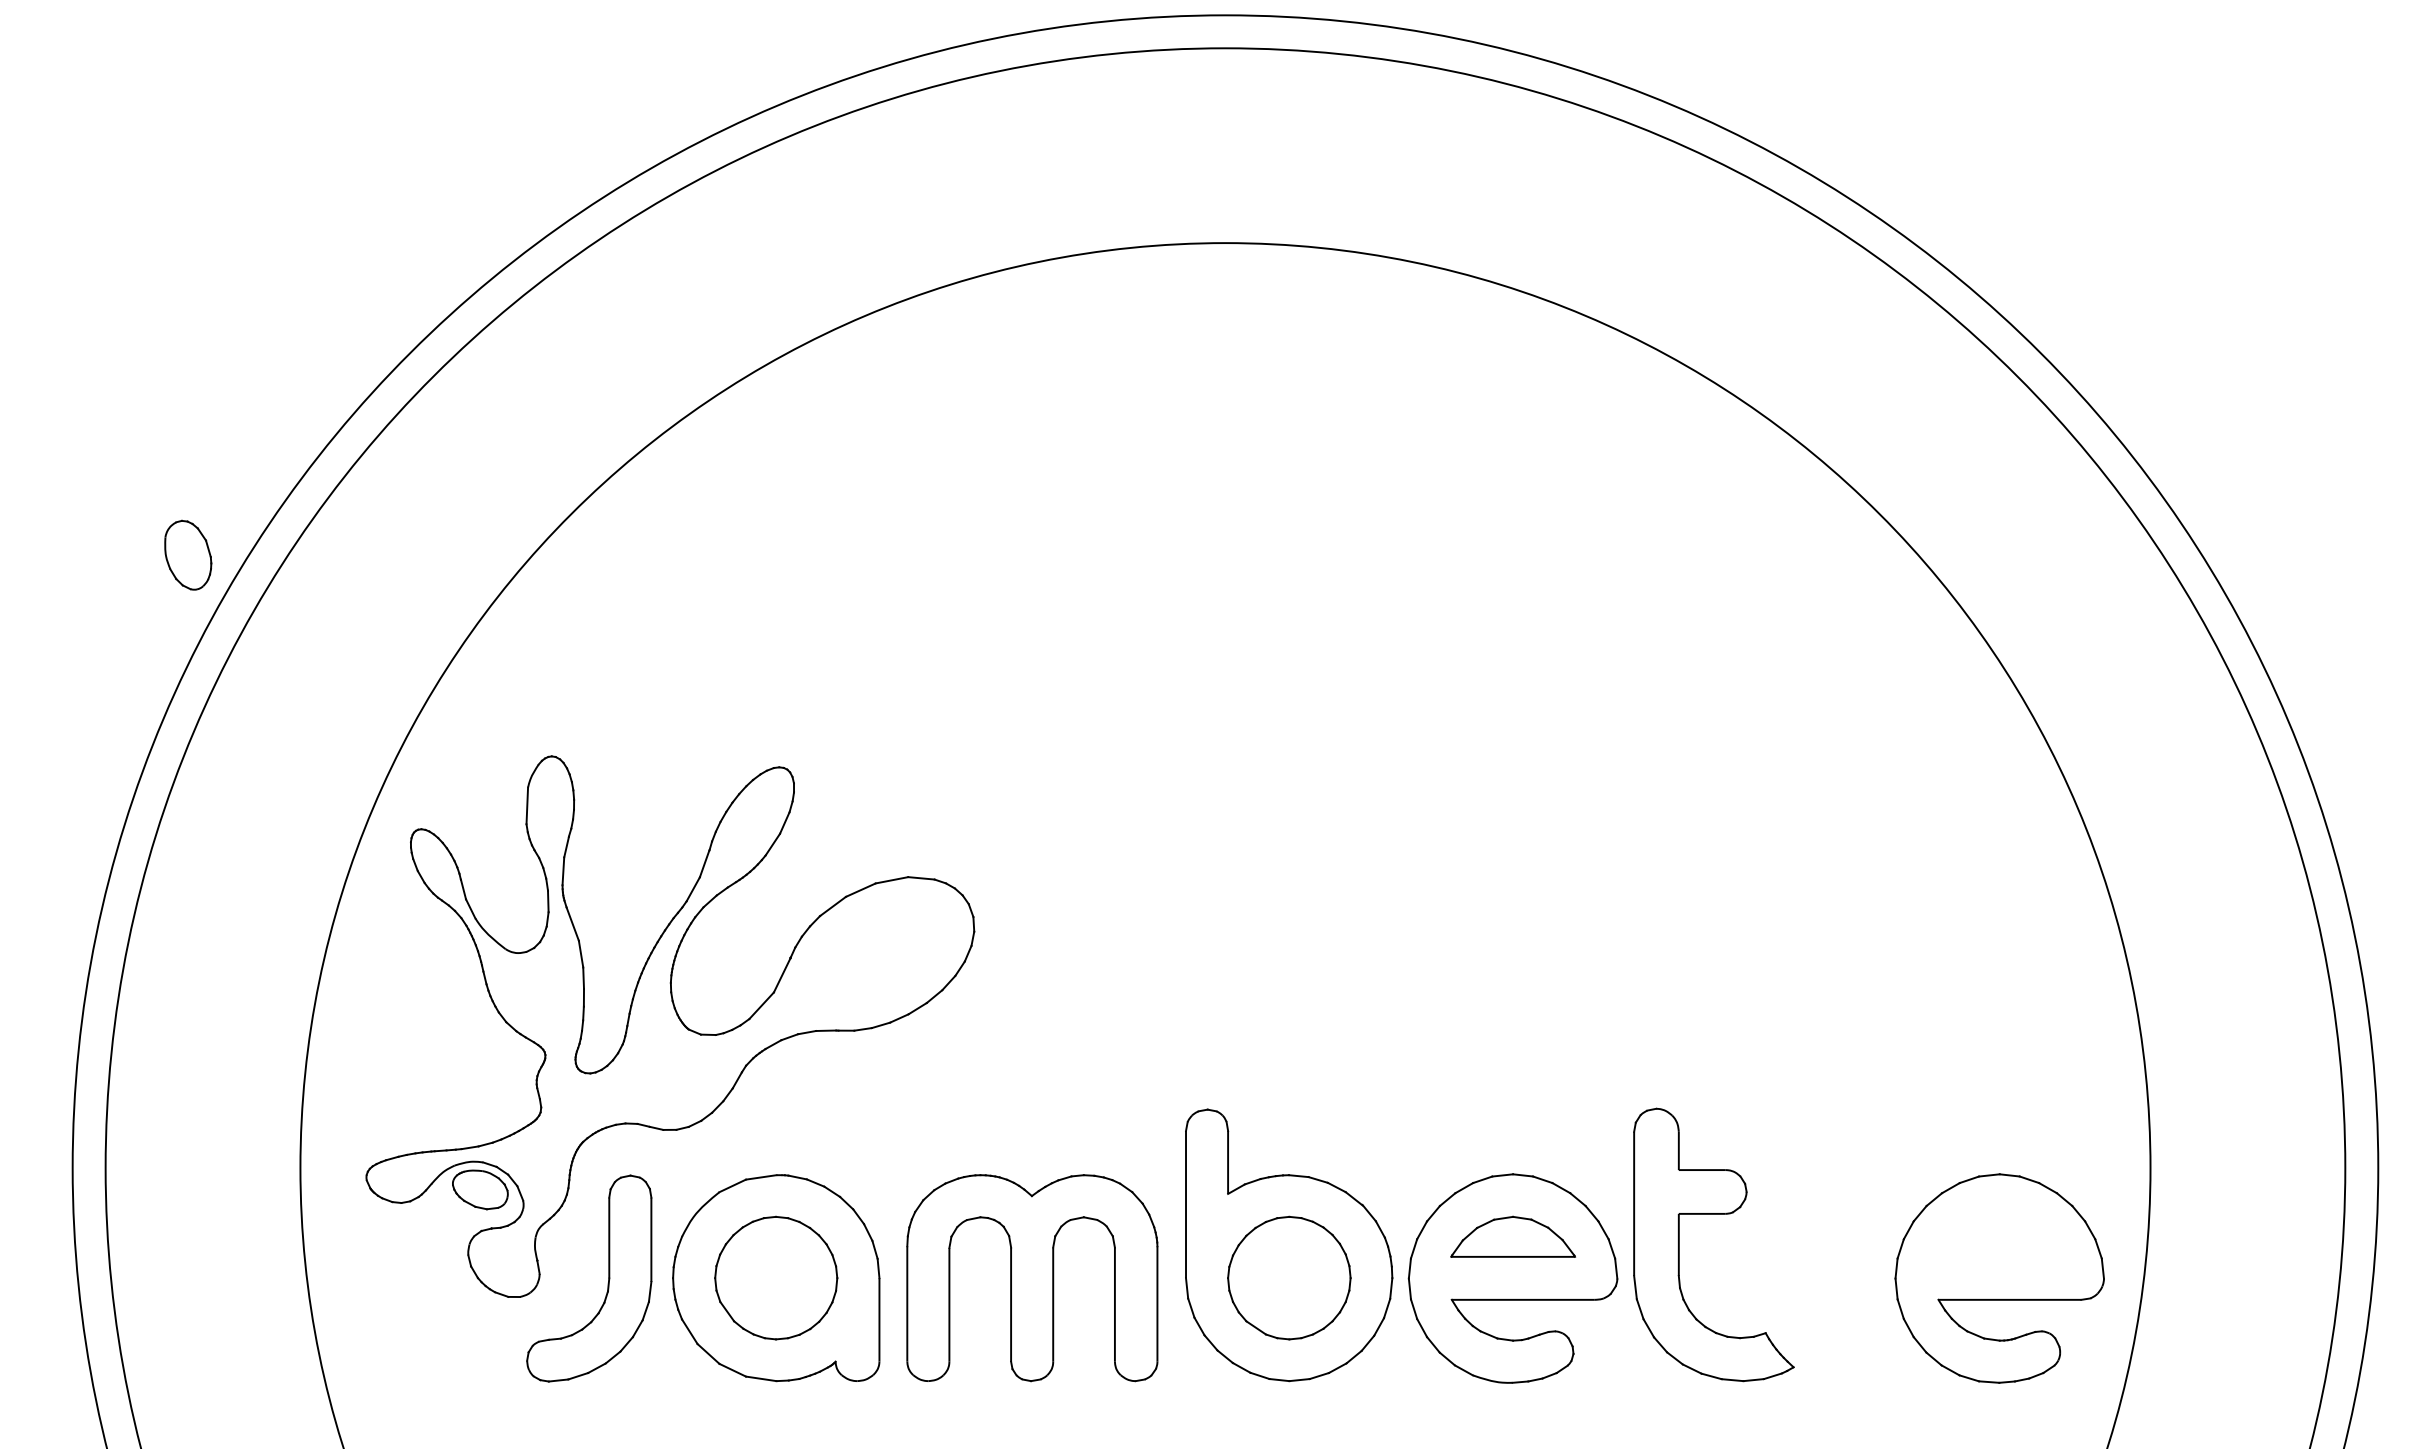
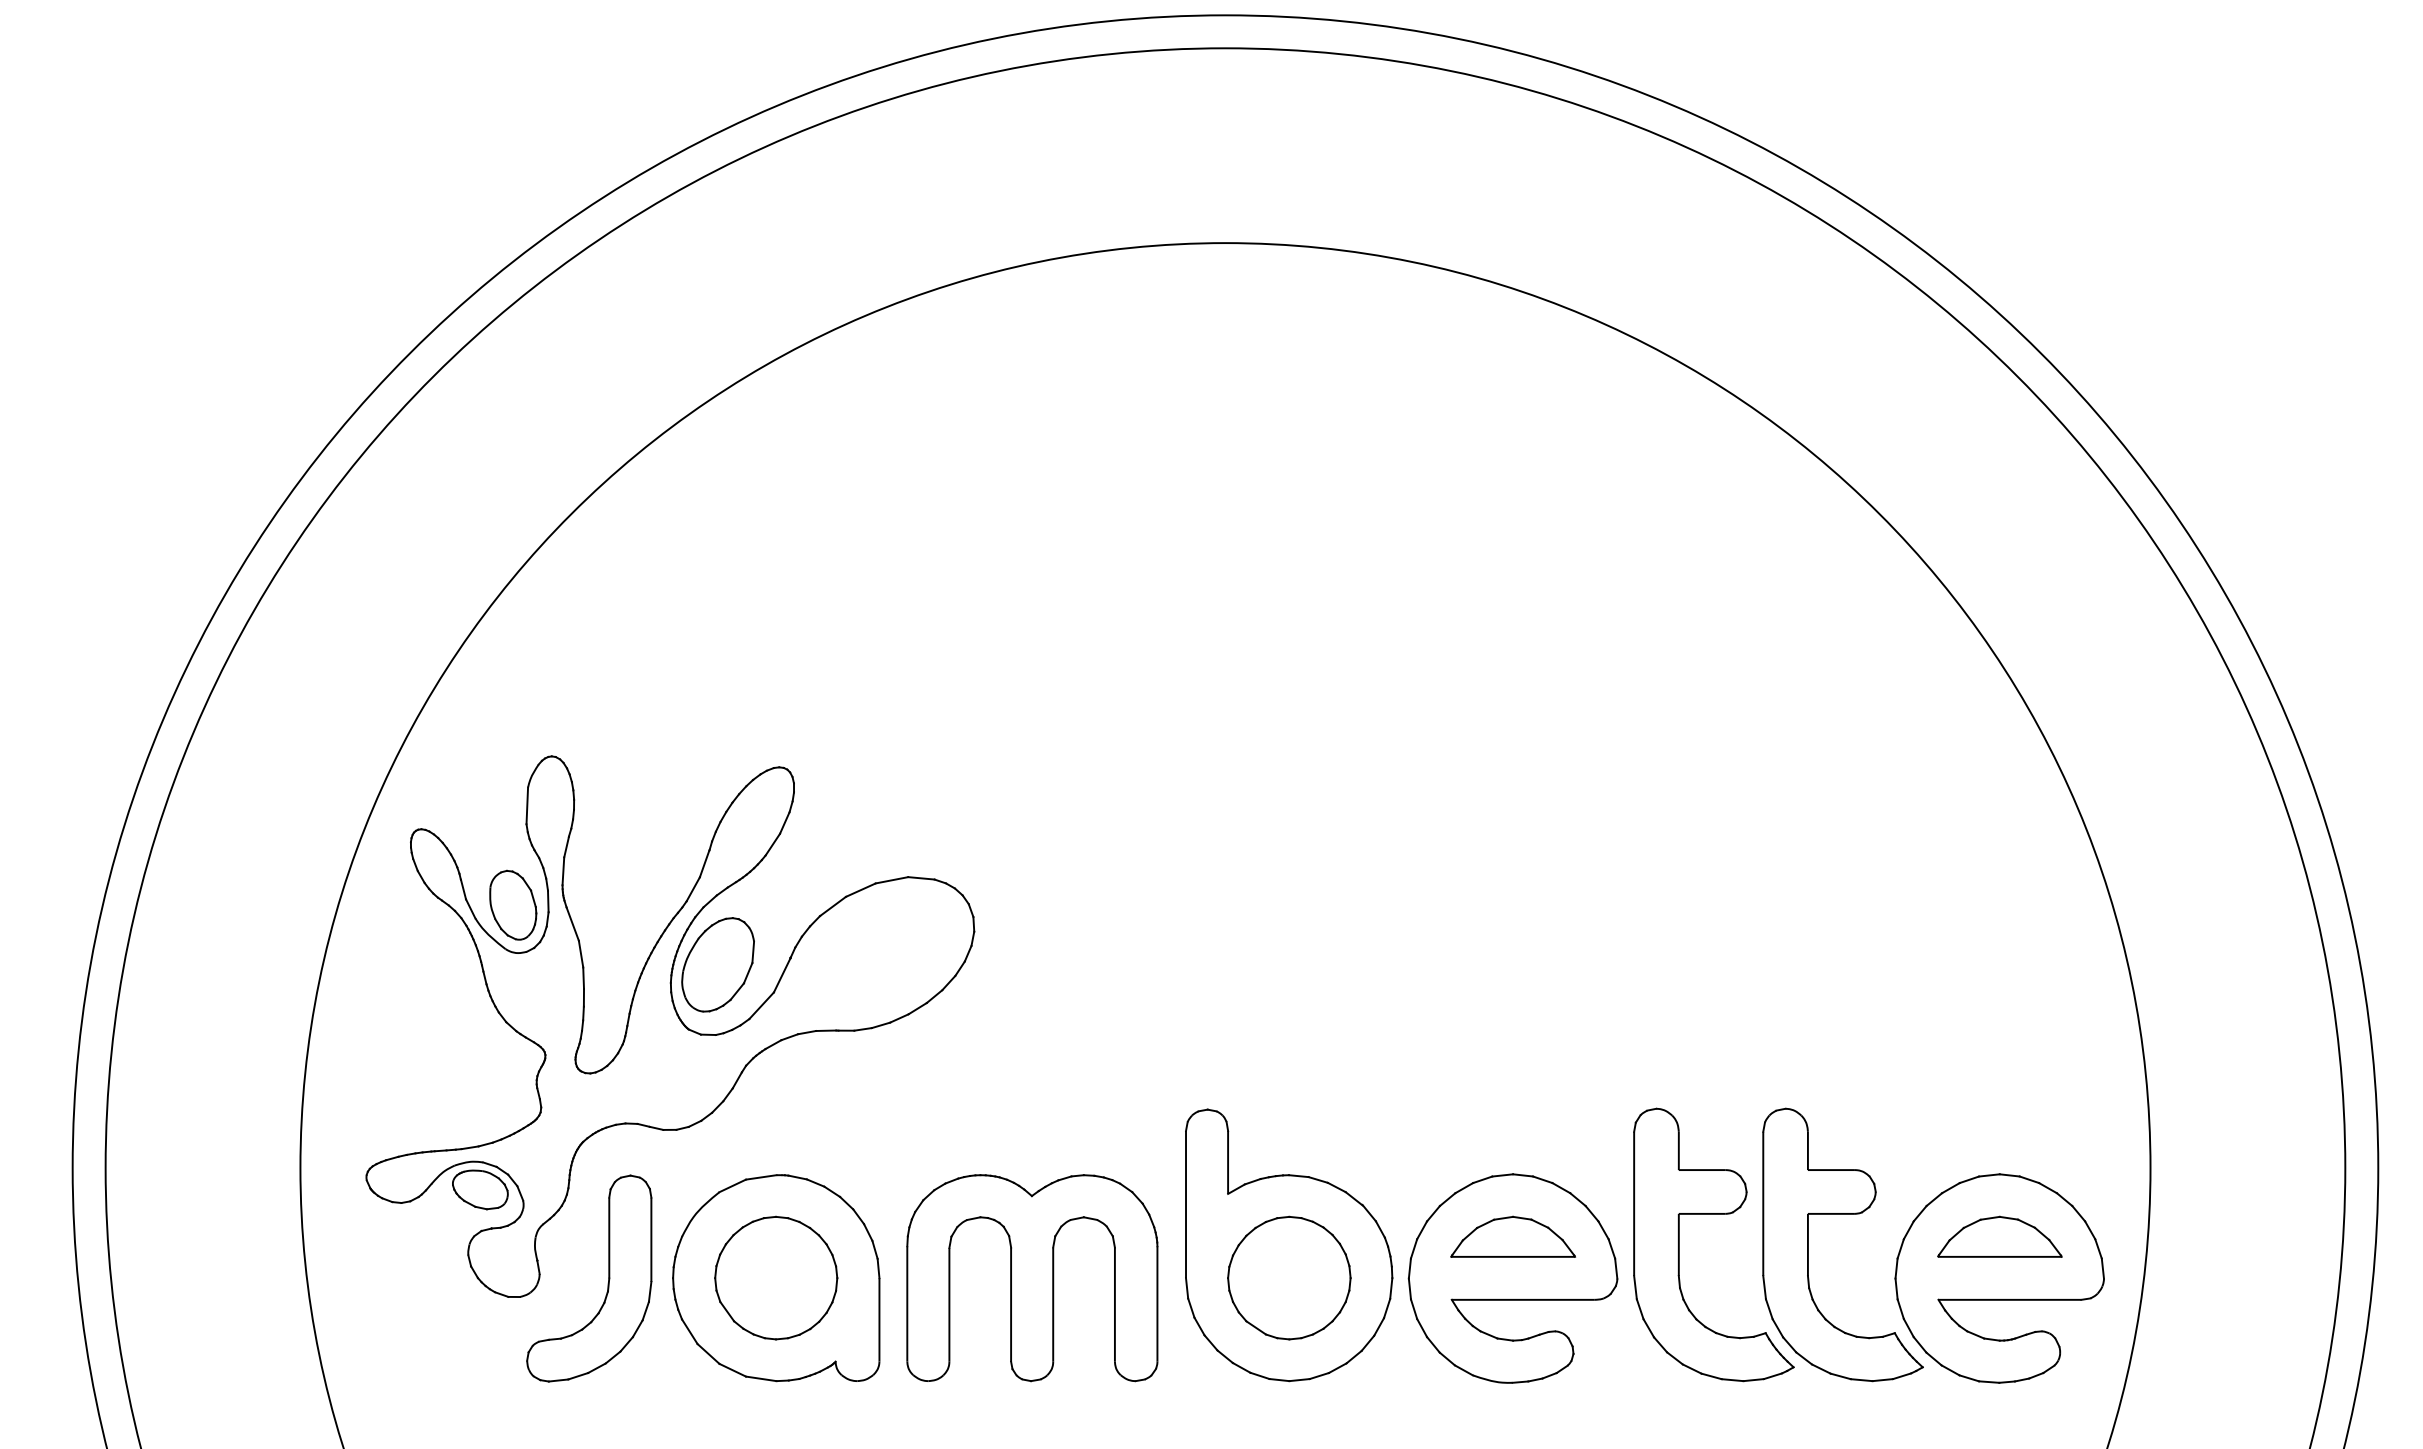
part position: (188, 554) -> (513, 904) (513, 904)
part: none -> present (717, 964)
part: none -> present (1842, 1214)
part: none -> present (1999, 1236)
